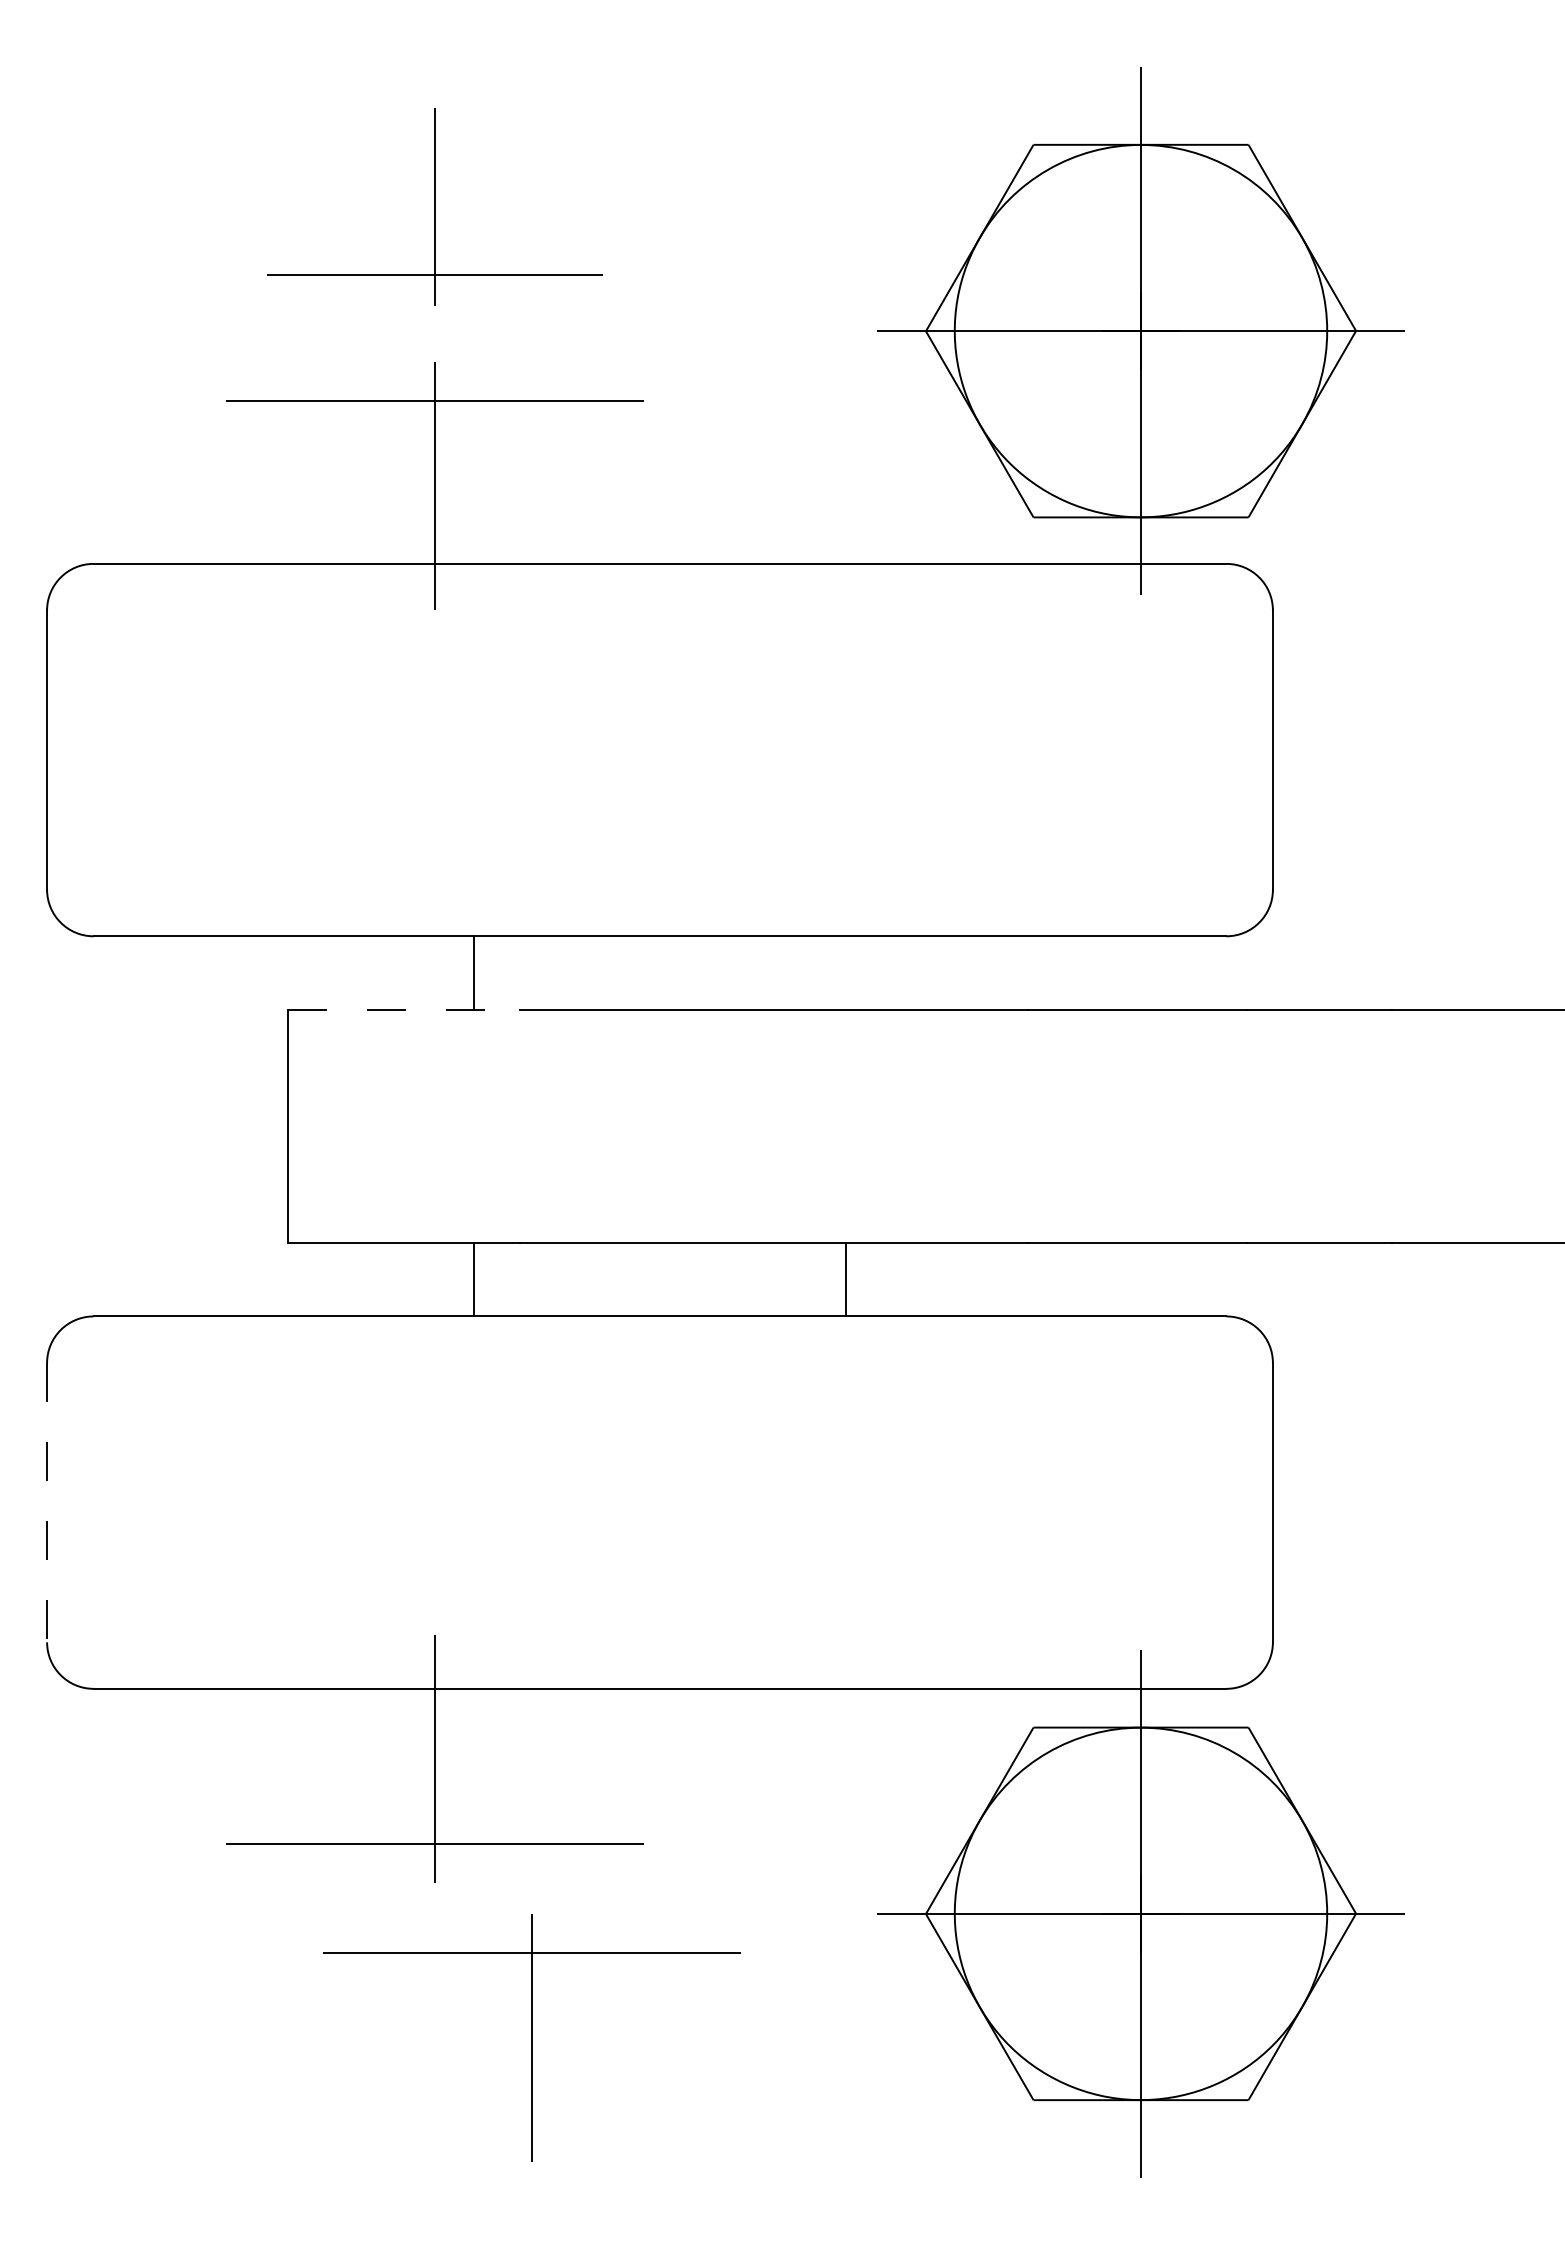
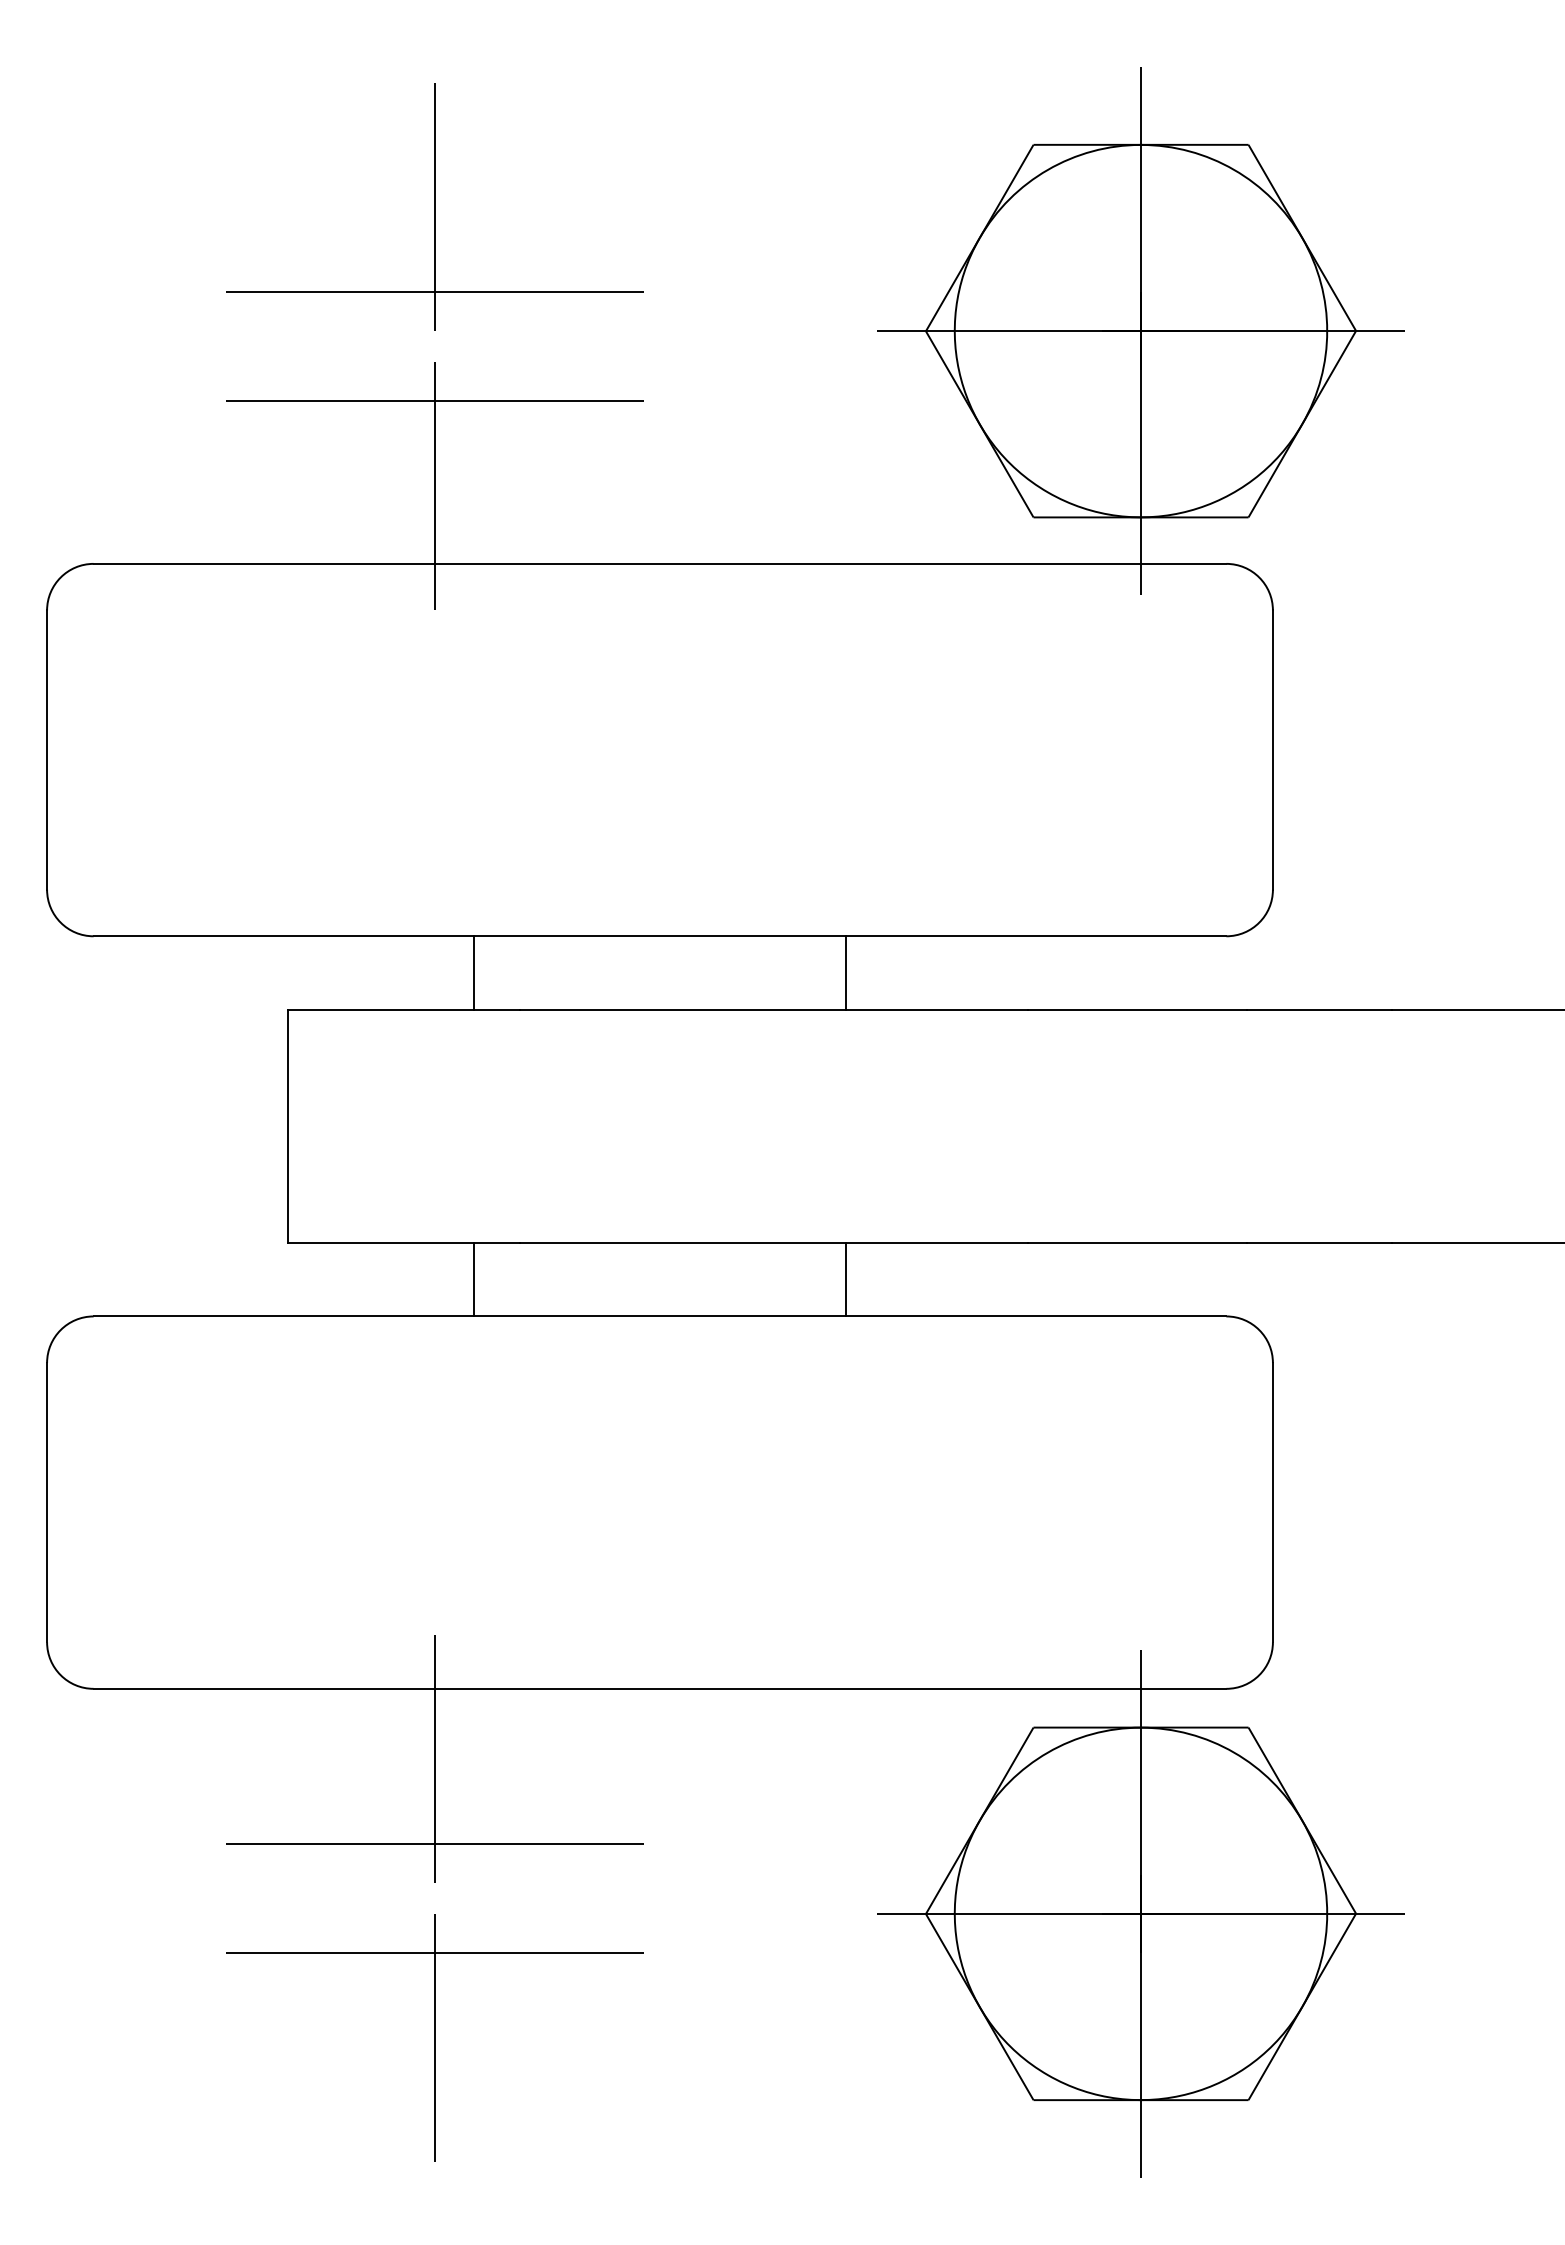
part size: 336x198 px -> 418x248 px (434, 206)
line: none -> present (846, 973)
line: dashed -> solid (404, 1010)
line: dashed -> solid (47, 1502)
part position: (531, 2037) -> (434, 2037) (434, 2037)
